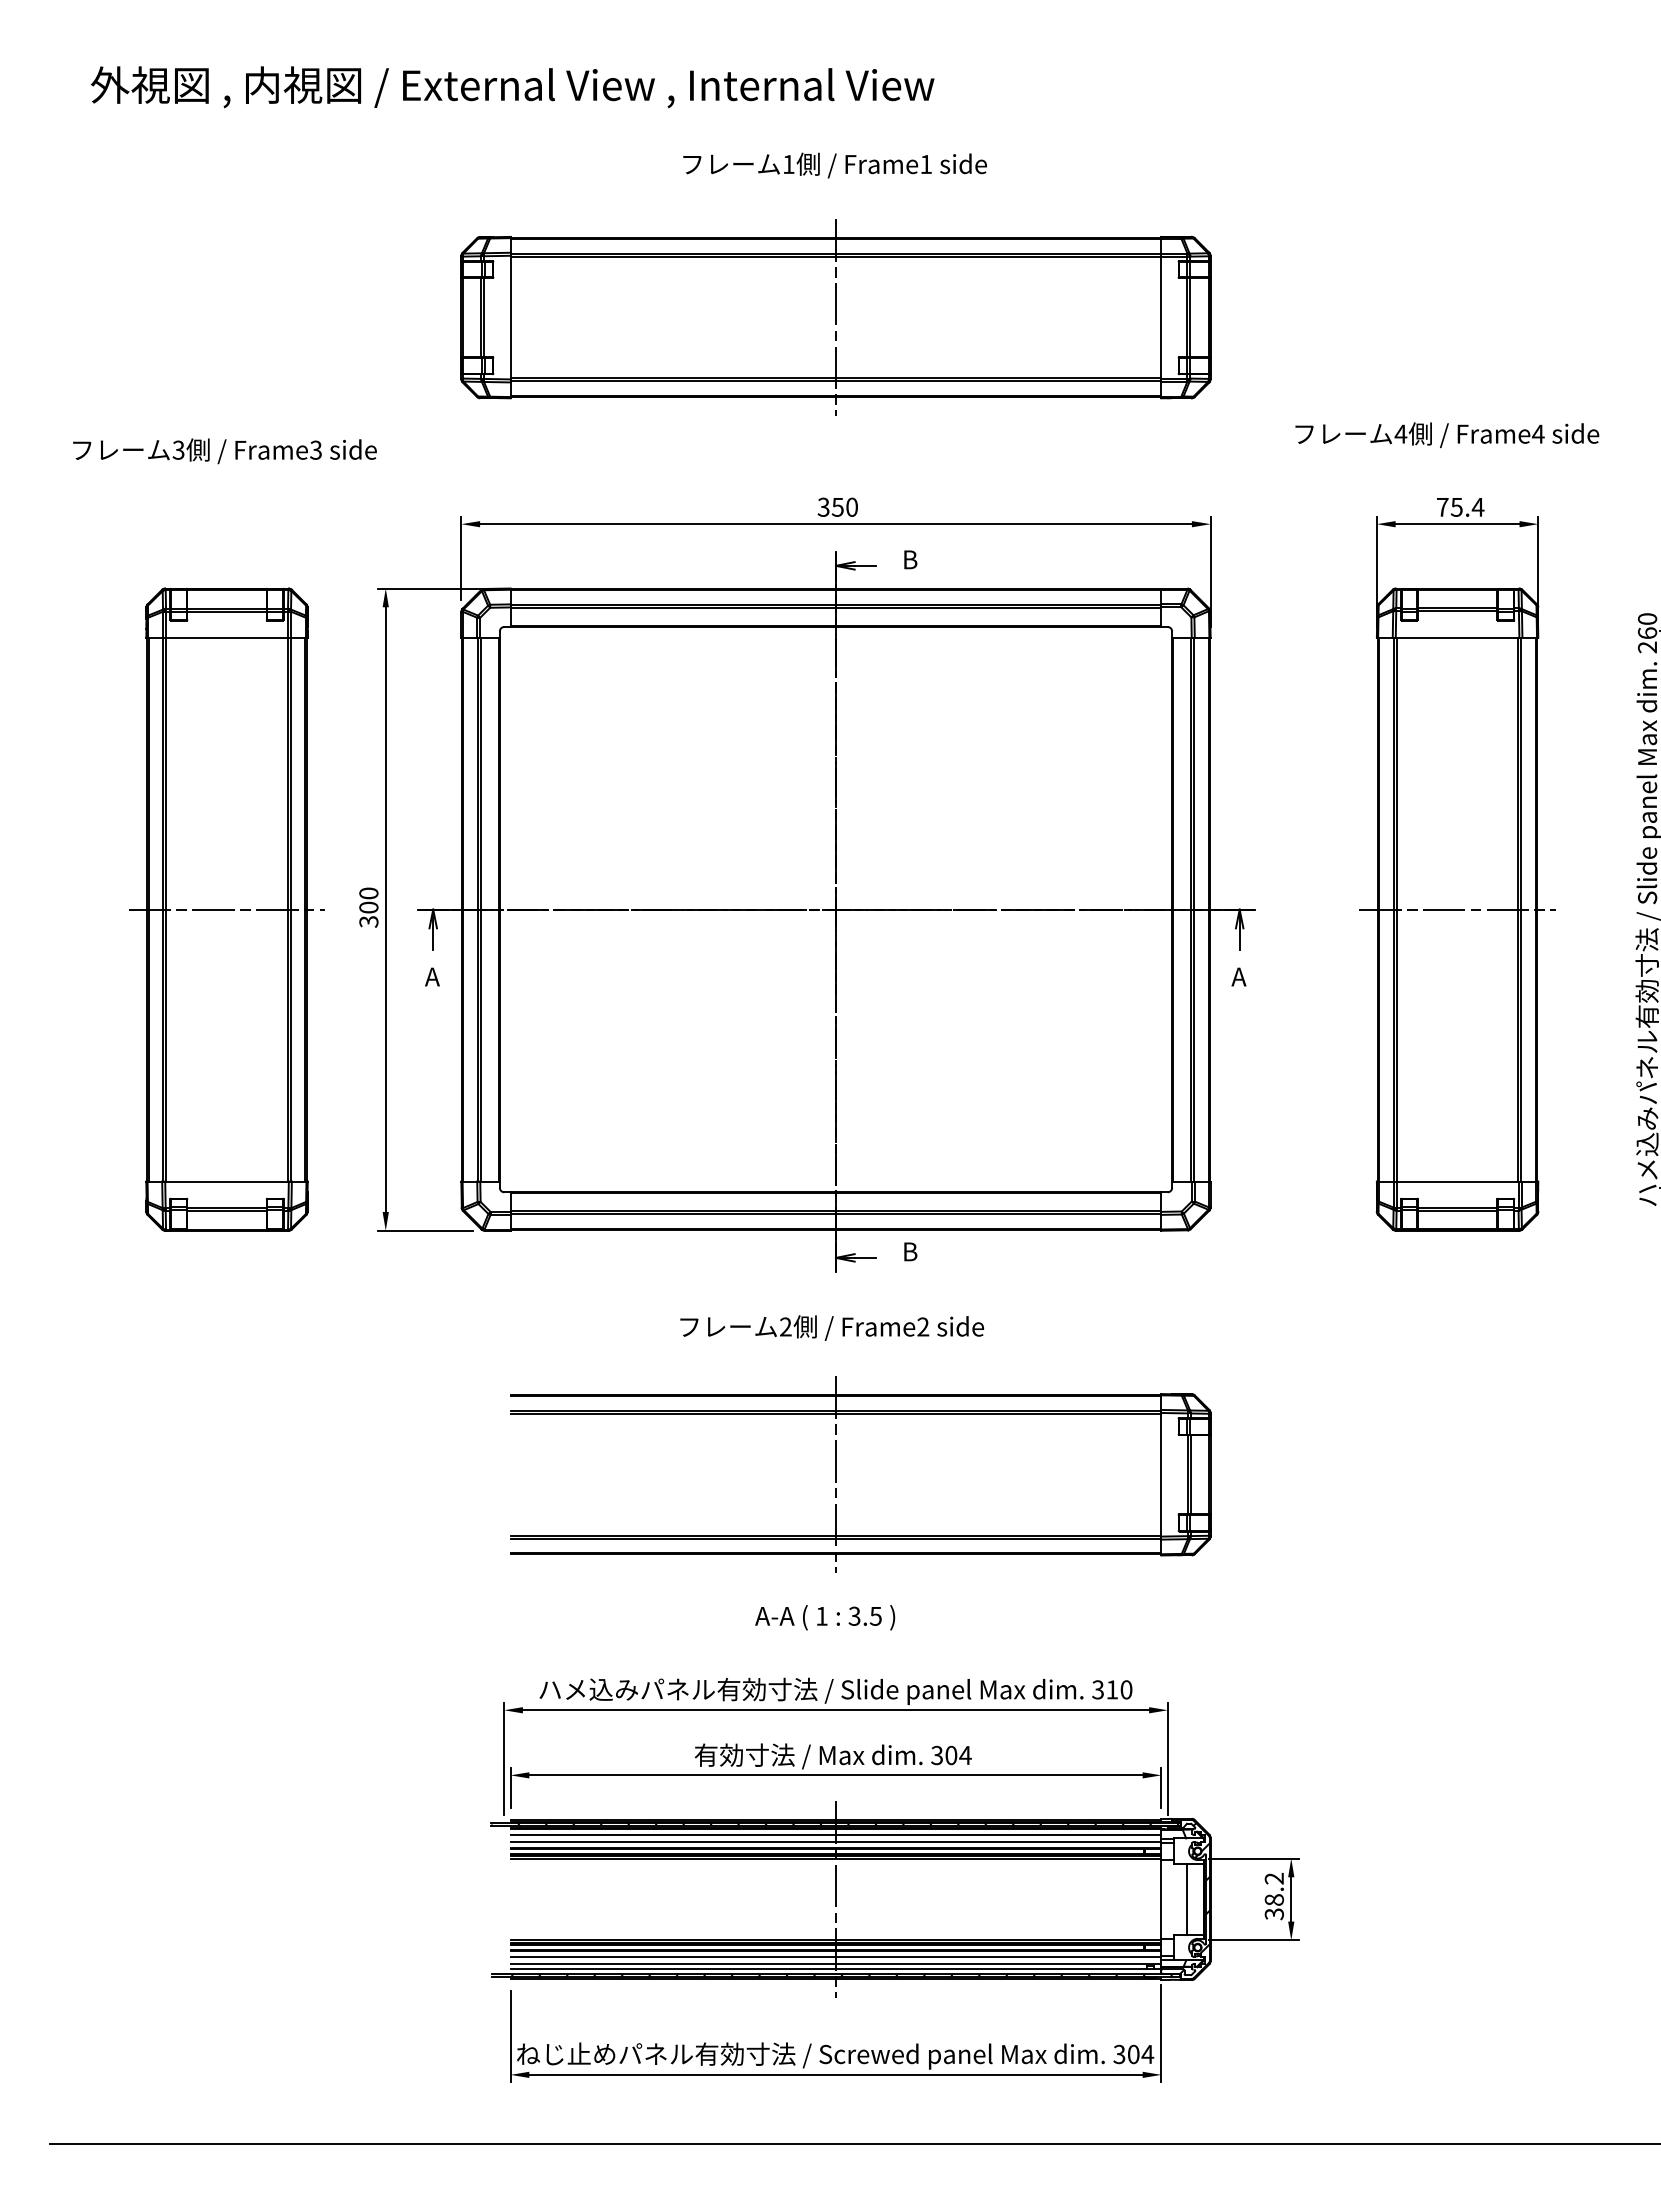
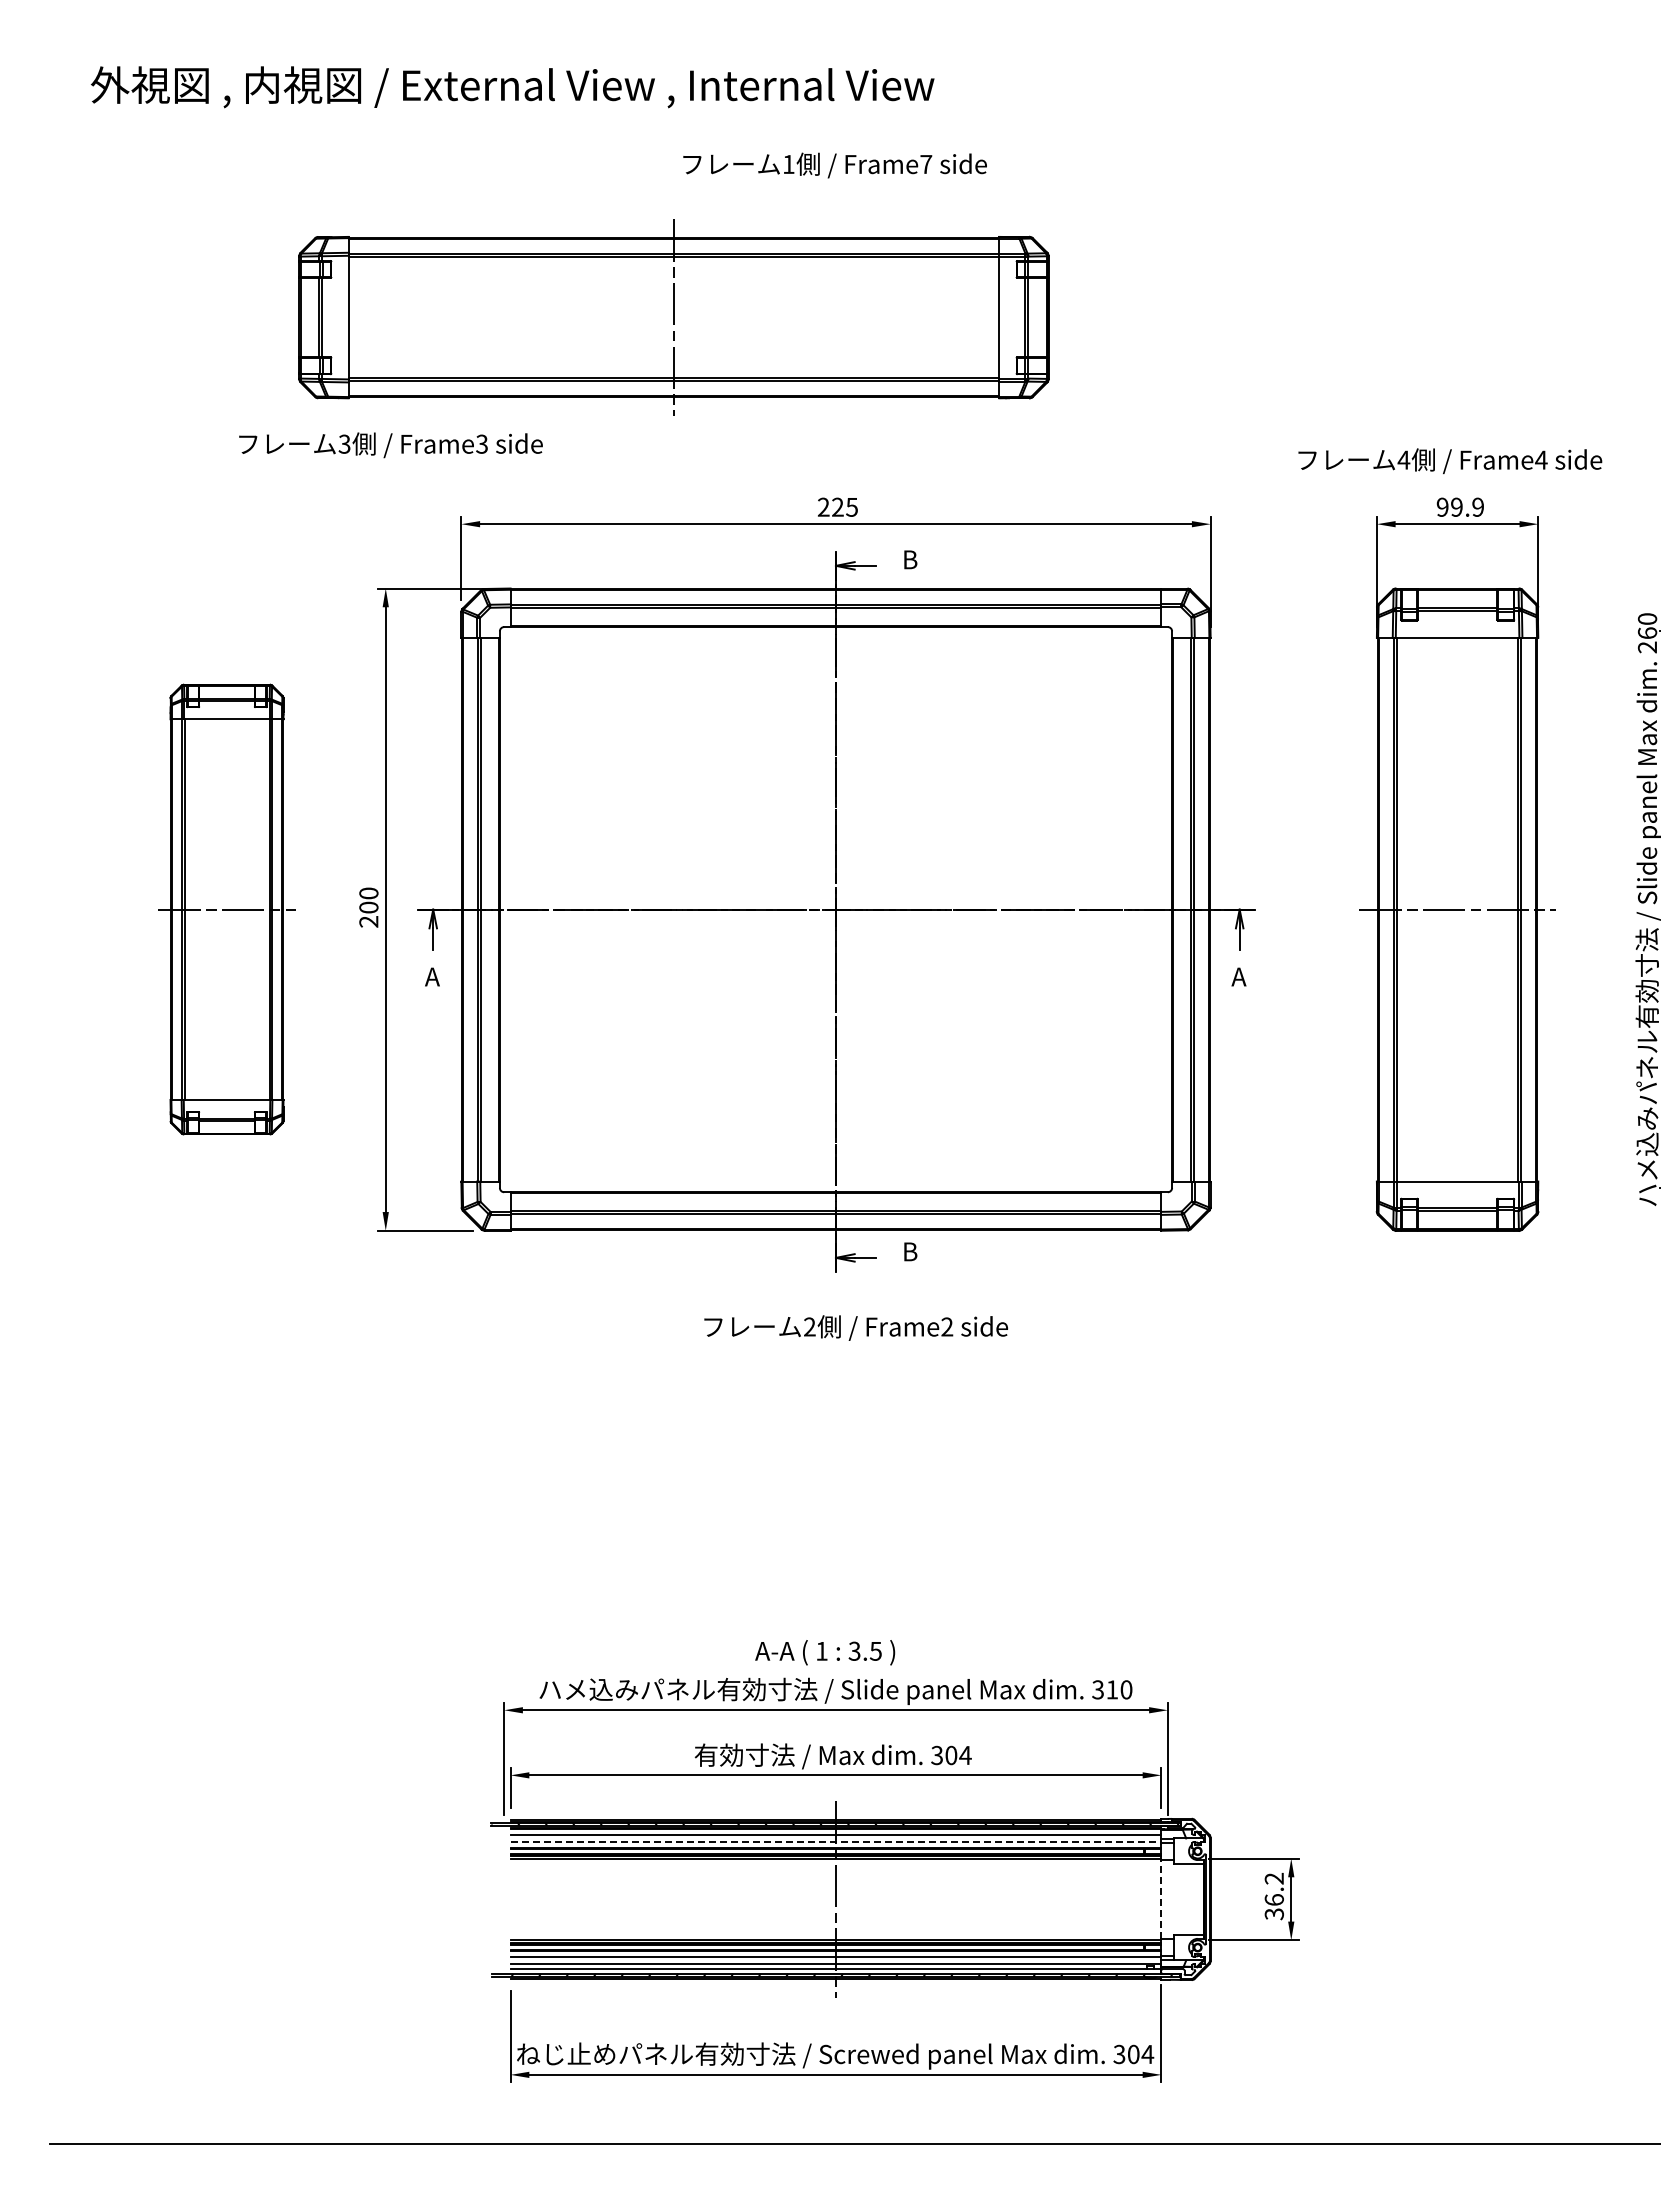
text: Frame1 -> Frame7 (926, 164)
part position: (835, 317) -> (673, 317) (673, 317)
text position: (1447, 435) -> (1450, 461) (1450, 461)
text position: (224, 451) -> (390, 445) (390, 445)
text: 350 -> 225 (837, 506)
text: 75.4 -> 99.9 (1460, 506)
part size: 196x645 px -> 138x453 px (226, 909)
text: 300 -> 200 (368, 921)
text position: (831, 1327) -> (855, 1327) (855, 1327)
part: present -> none (836, 1474)
text position: (825, 1617) -> (825, 1652) (825, 1652)
line: solid -> dashed (836, 1842)
line: solid -> dashed (1161, 1898)
hatch: present -> none (1195, 1898)
line: present -> none (1186, 1899)
text: 38.2 -> 36.2 (1273, 1899)
